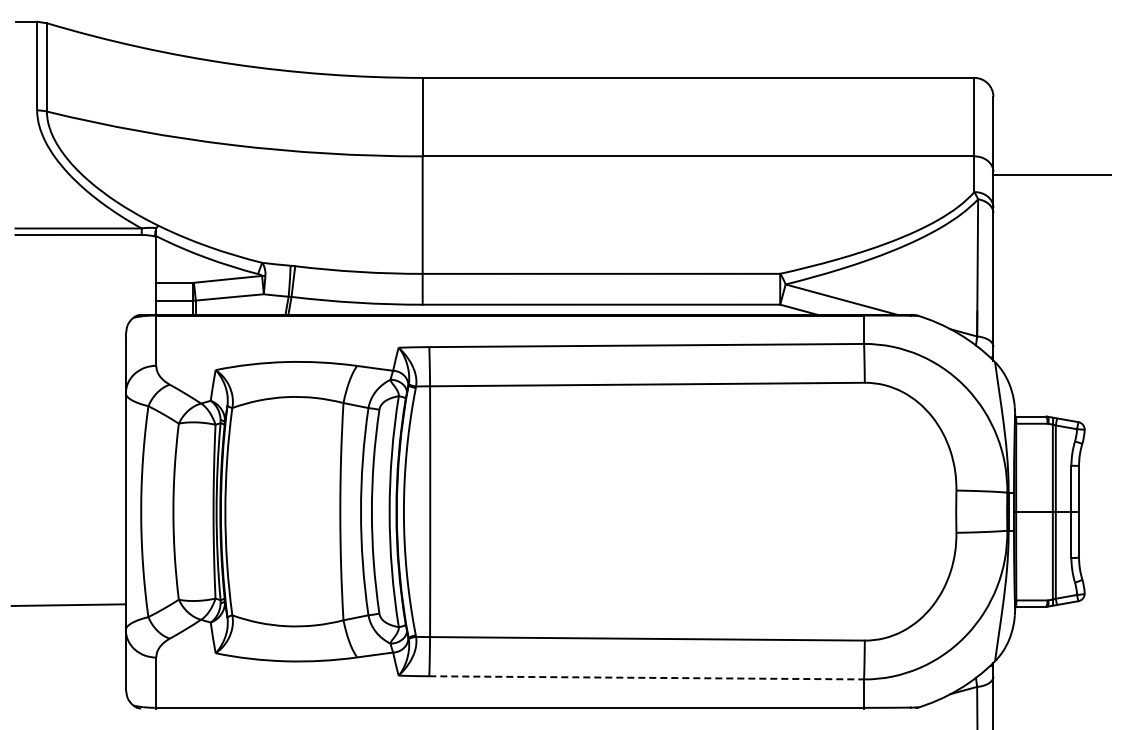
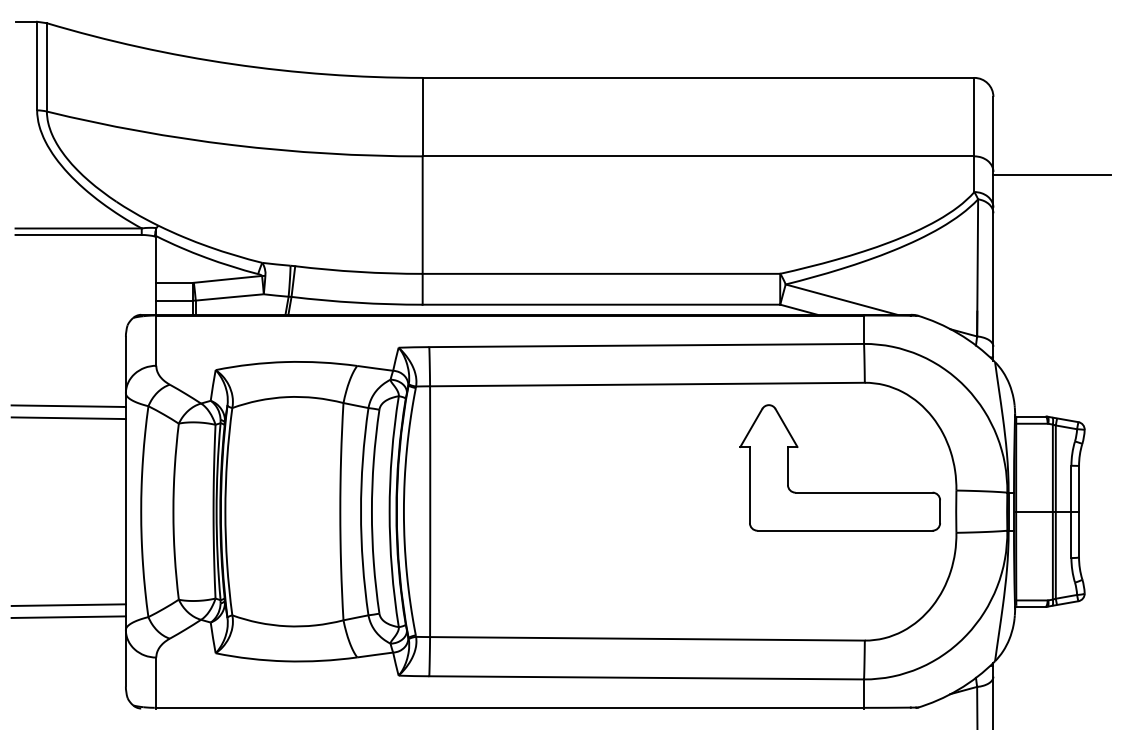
line: none -> present (68, 406)
line: none -> present (68, 418)
part: none -> present (839, 492)
line: none -> present (68, 616)
line: dashed -> solid (647, 677)
